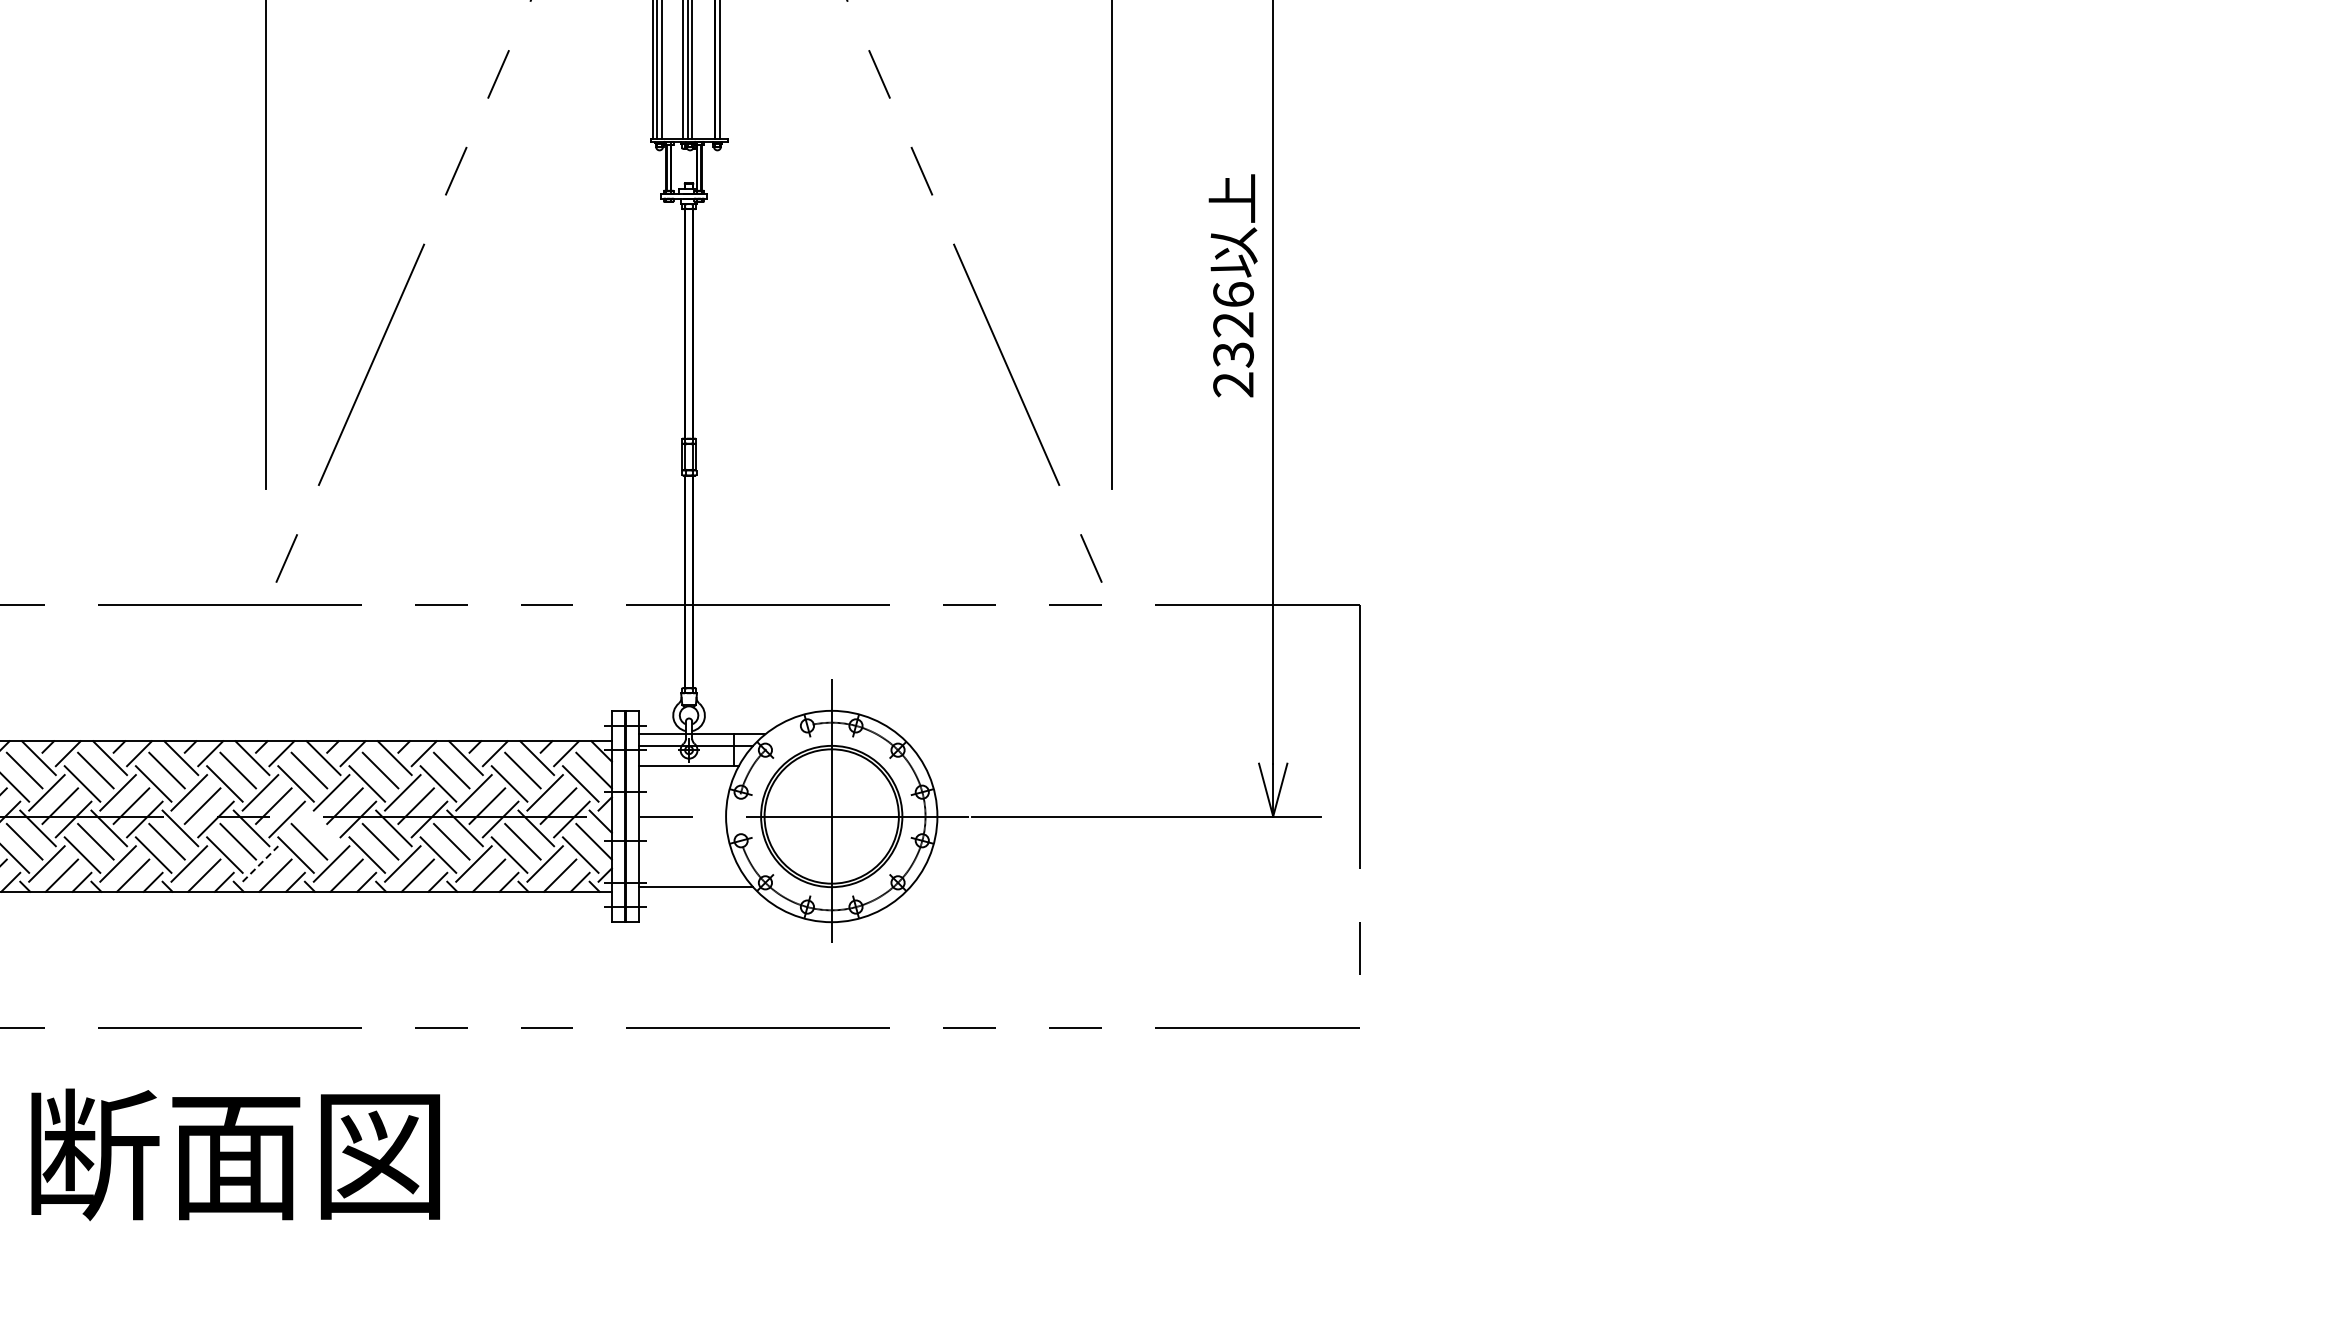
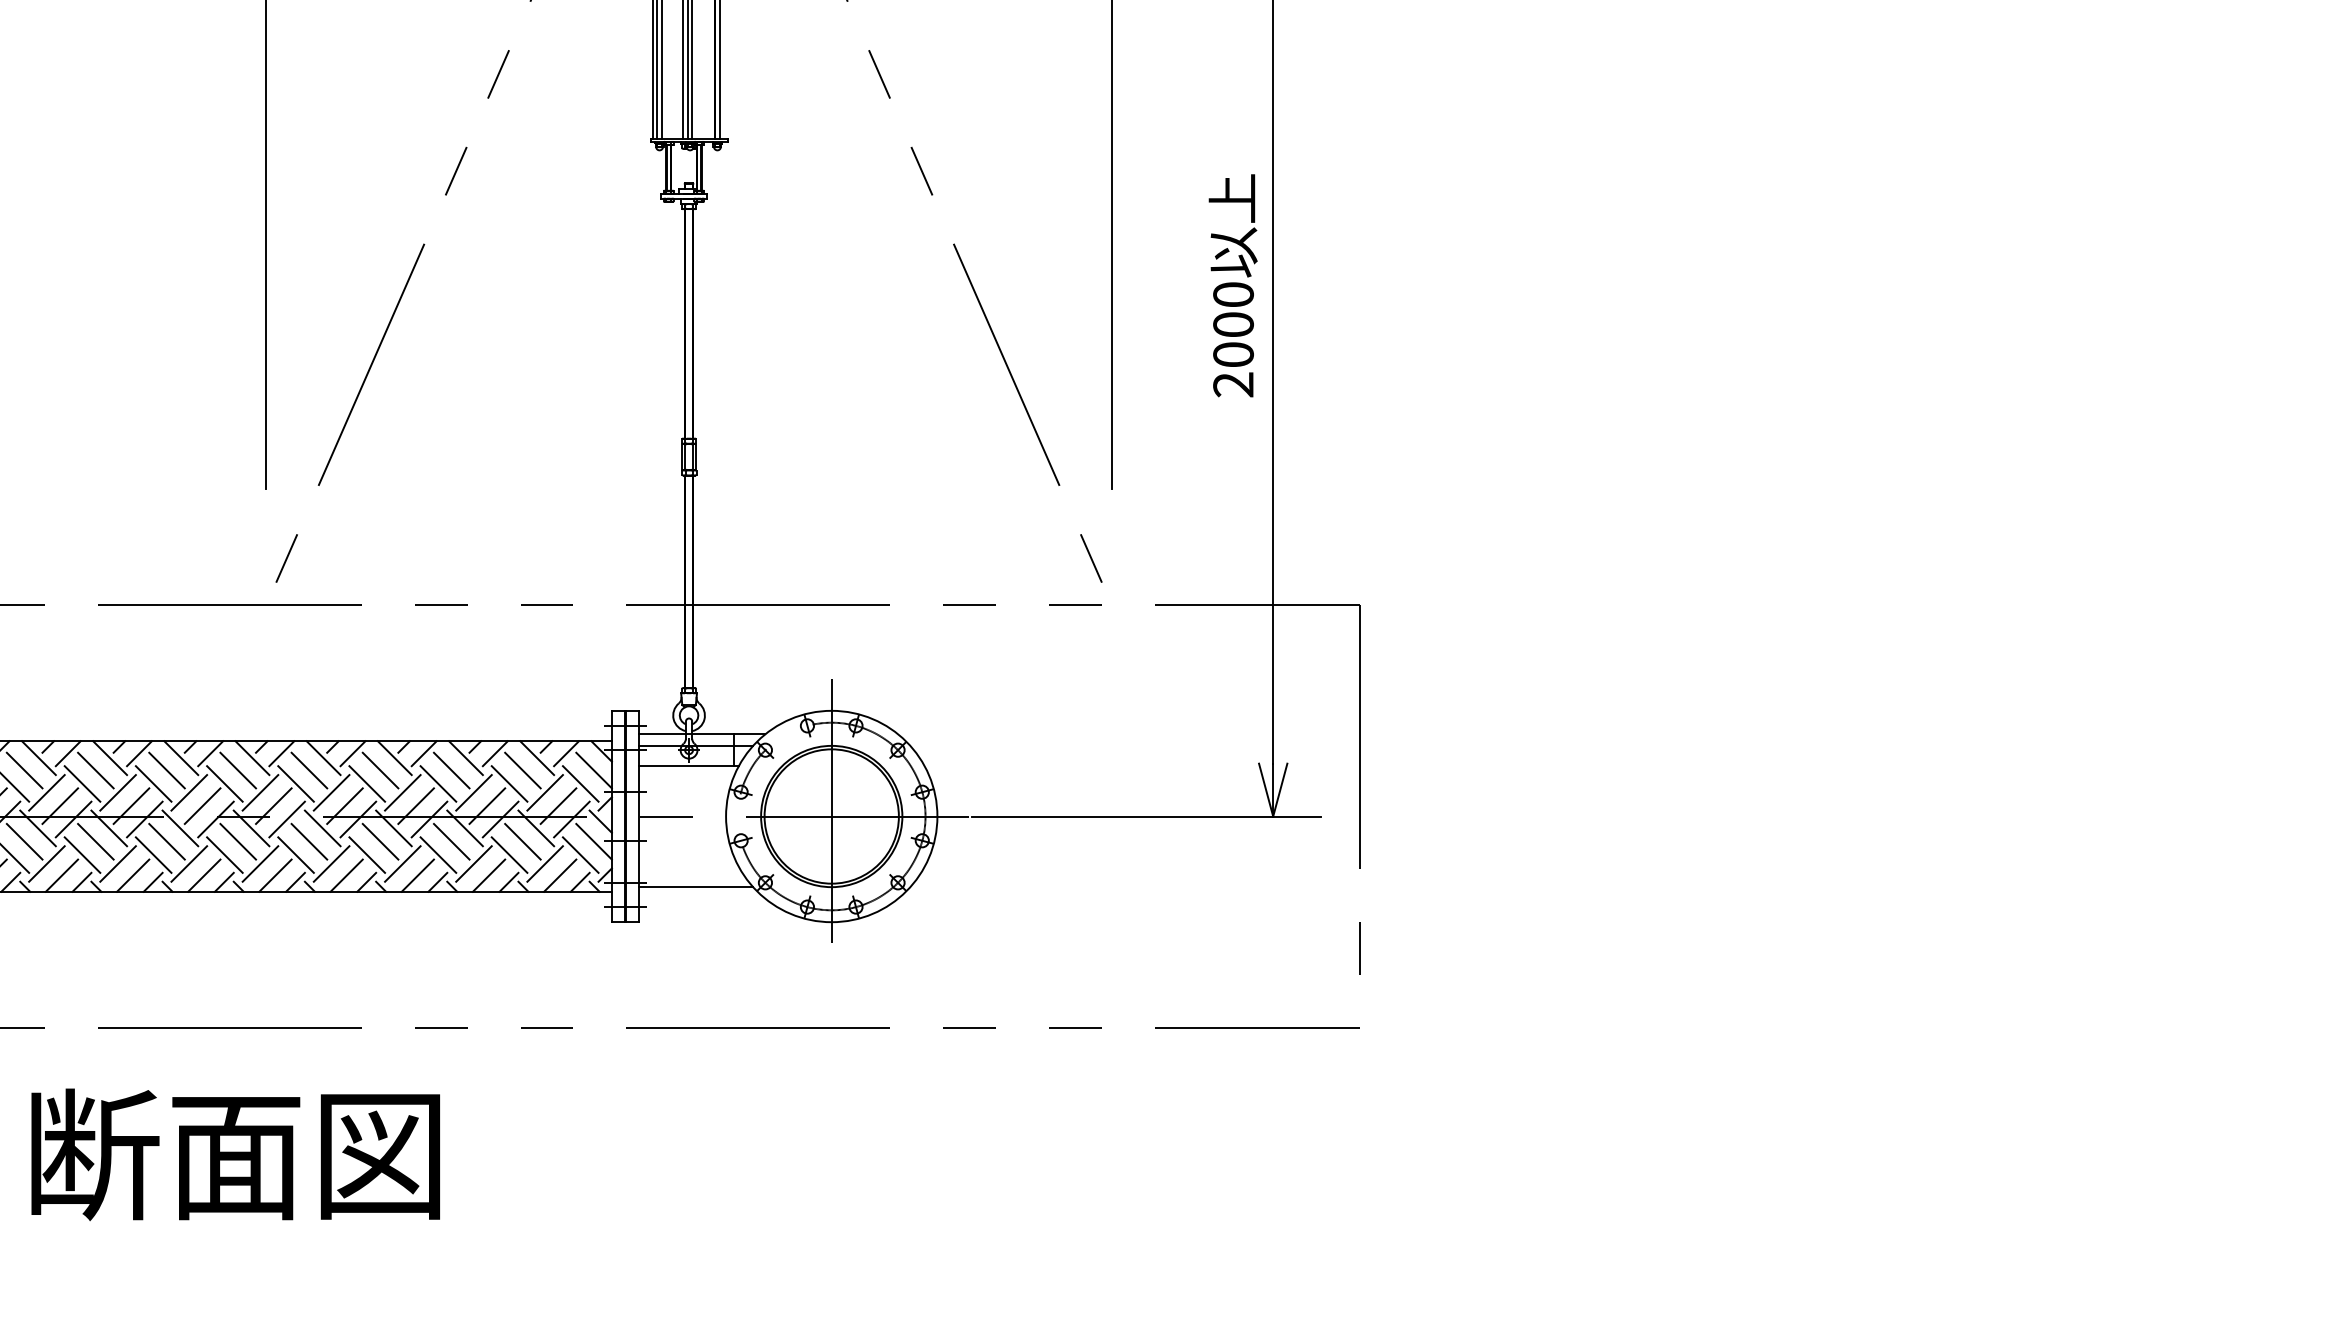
text: 2326 -> 2000 (1233, 324)
line: none -> present (322, 828)
line: dashed -> solid (260, 863)
